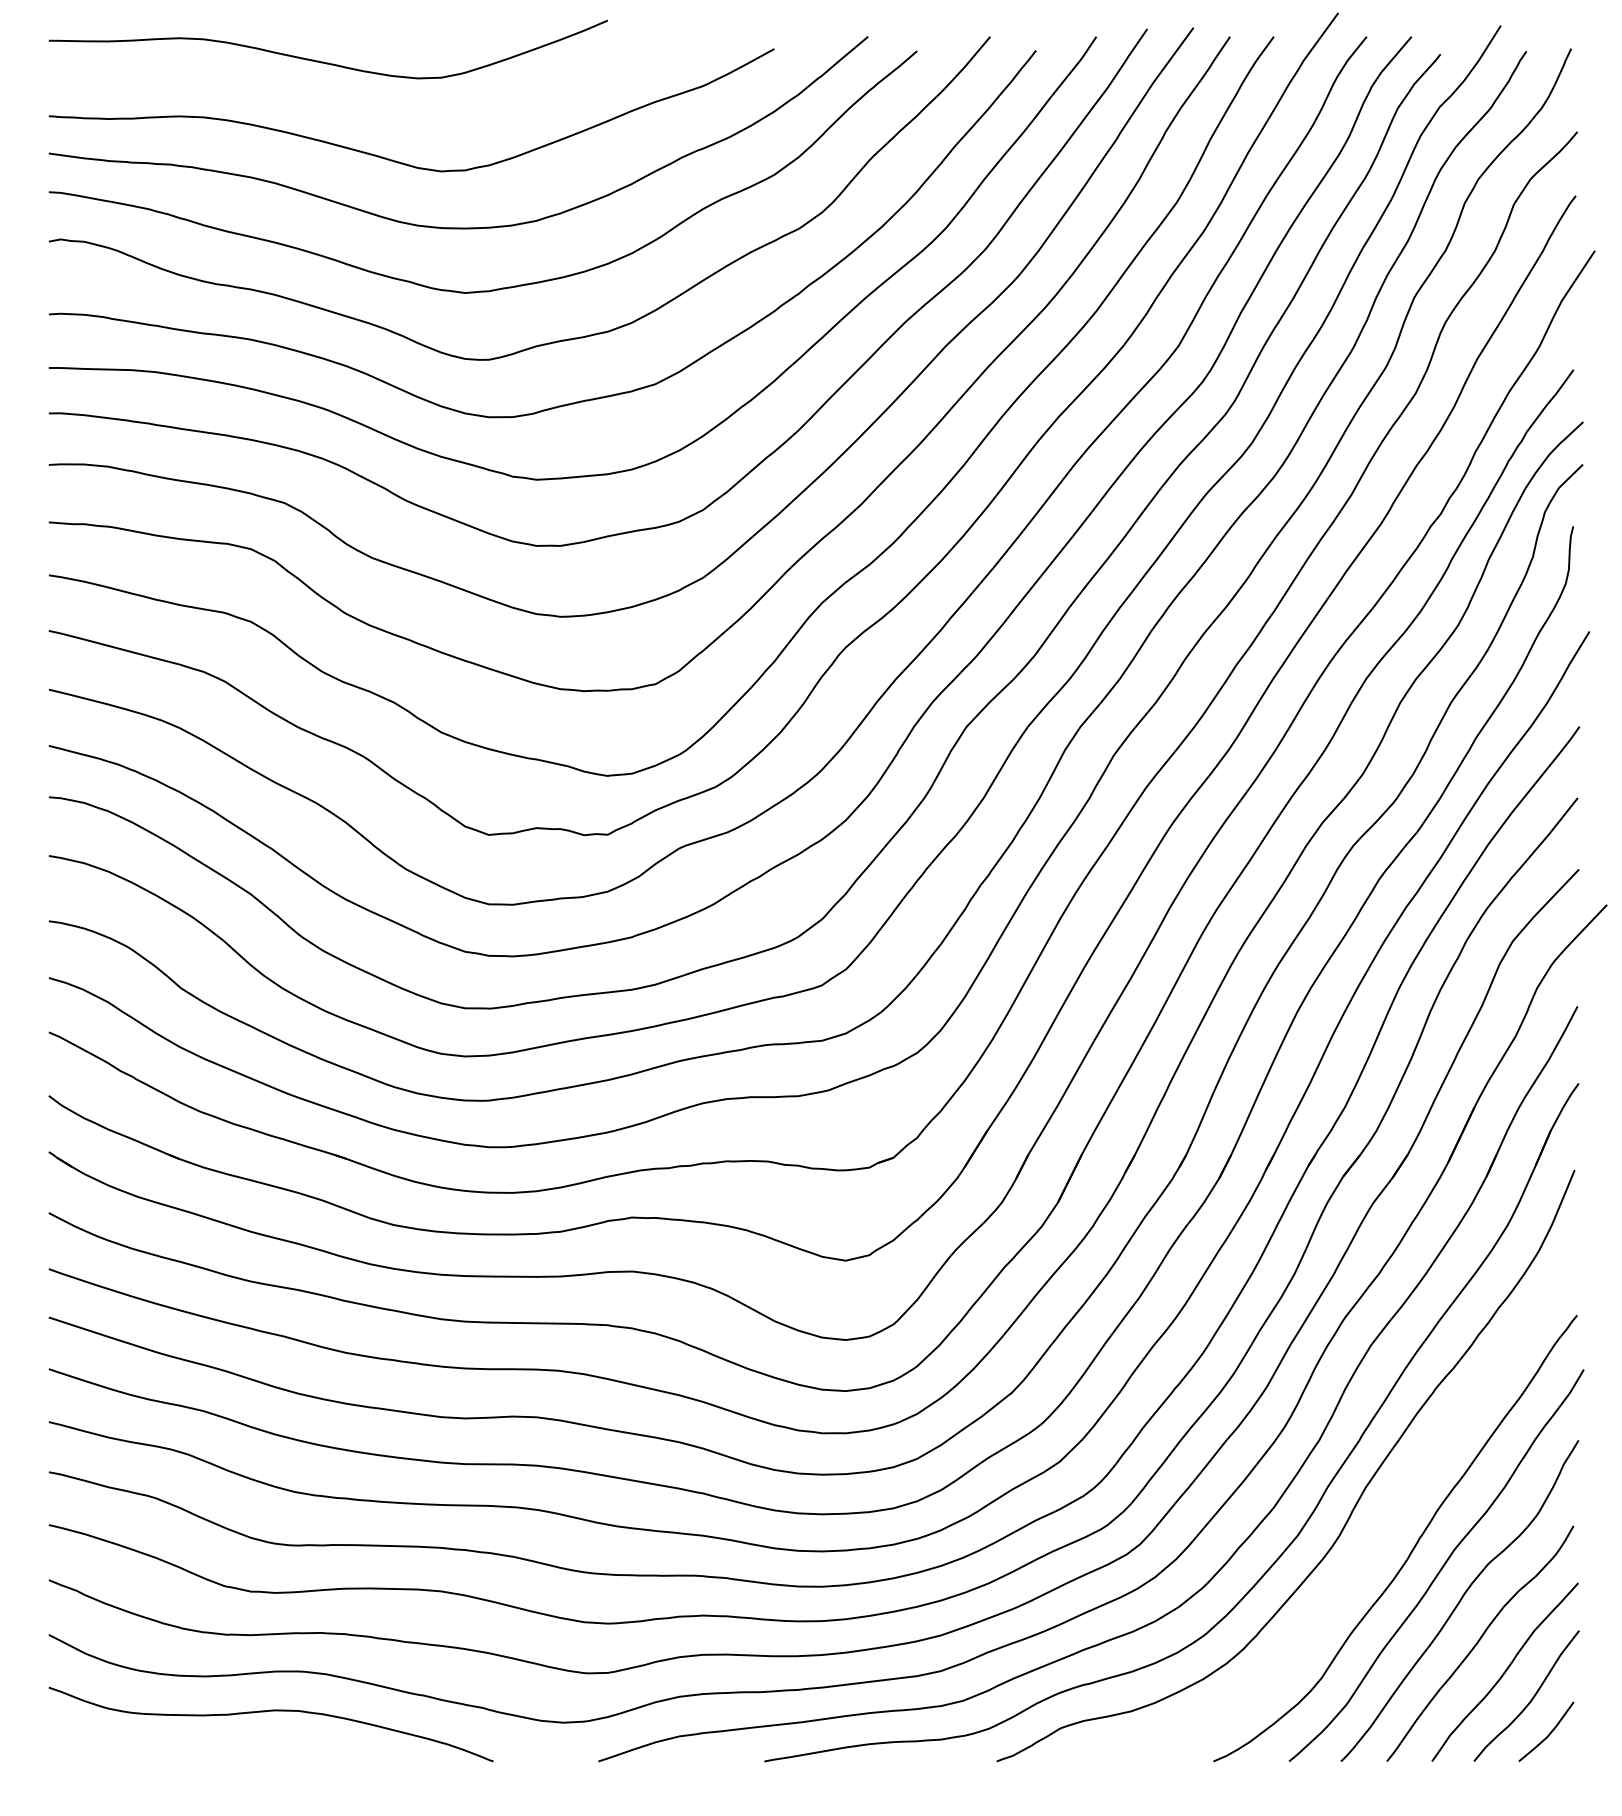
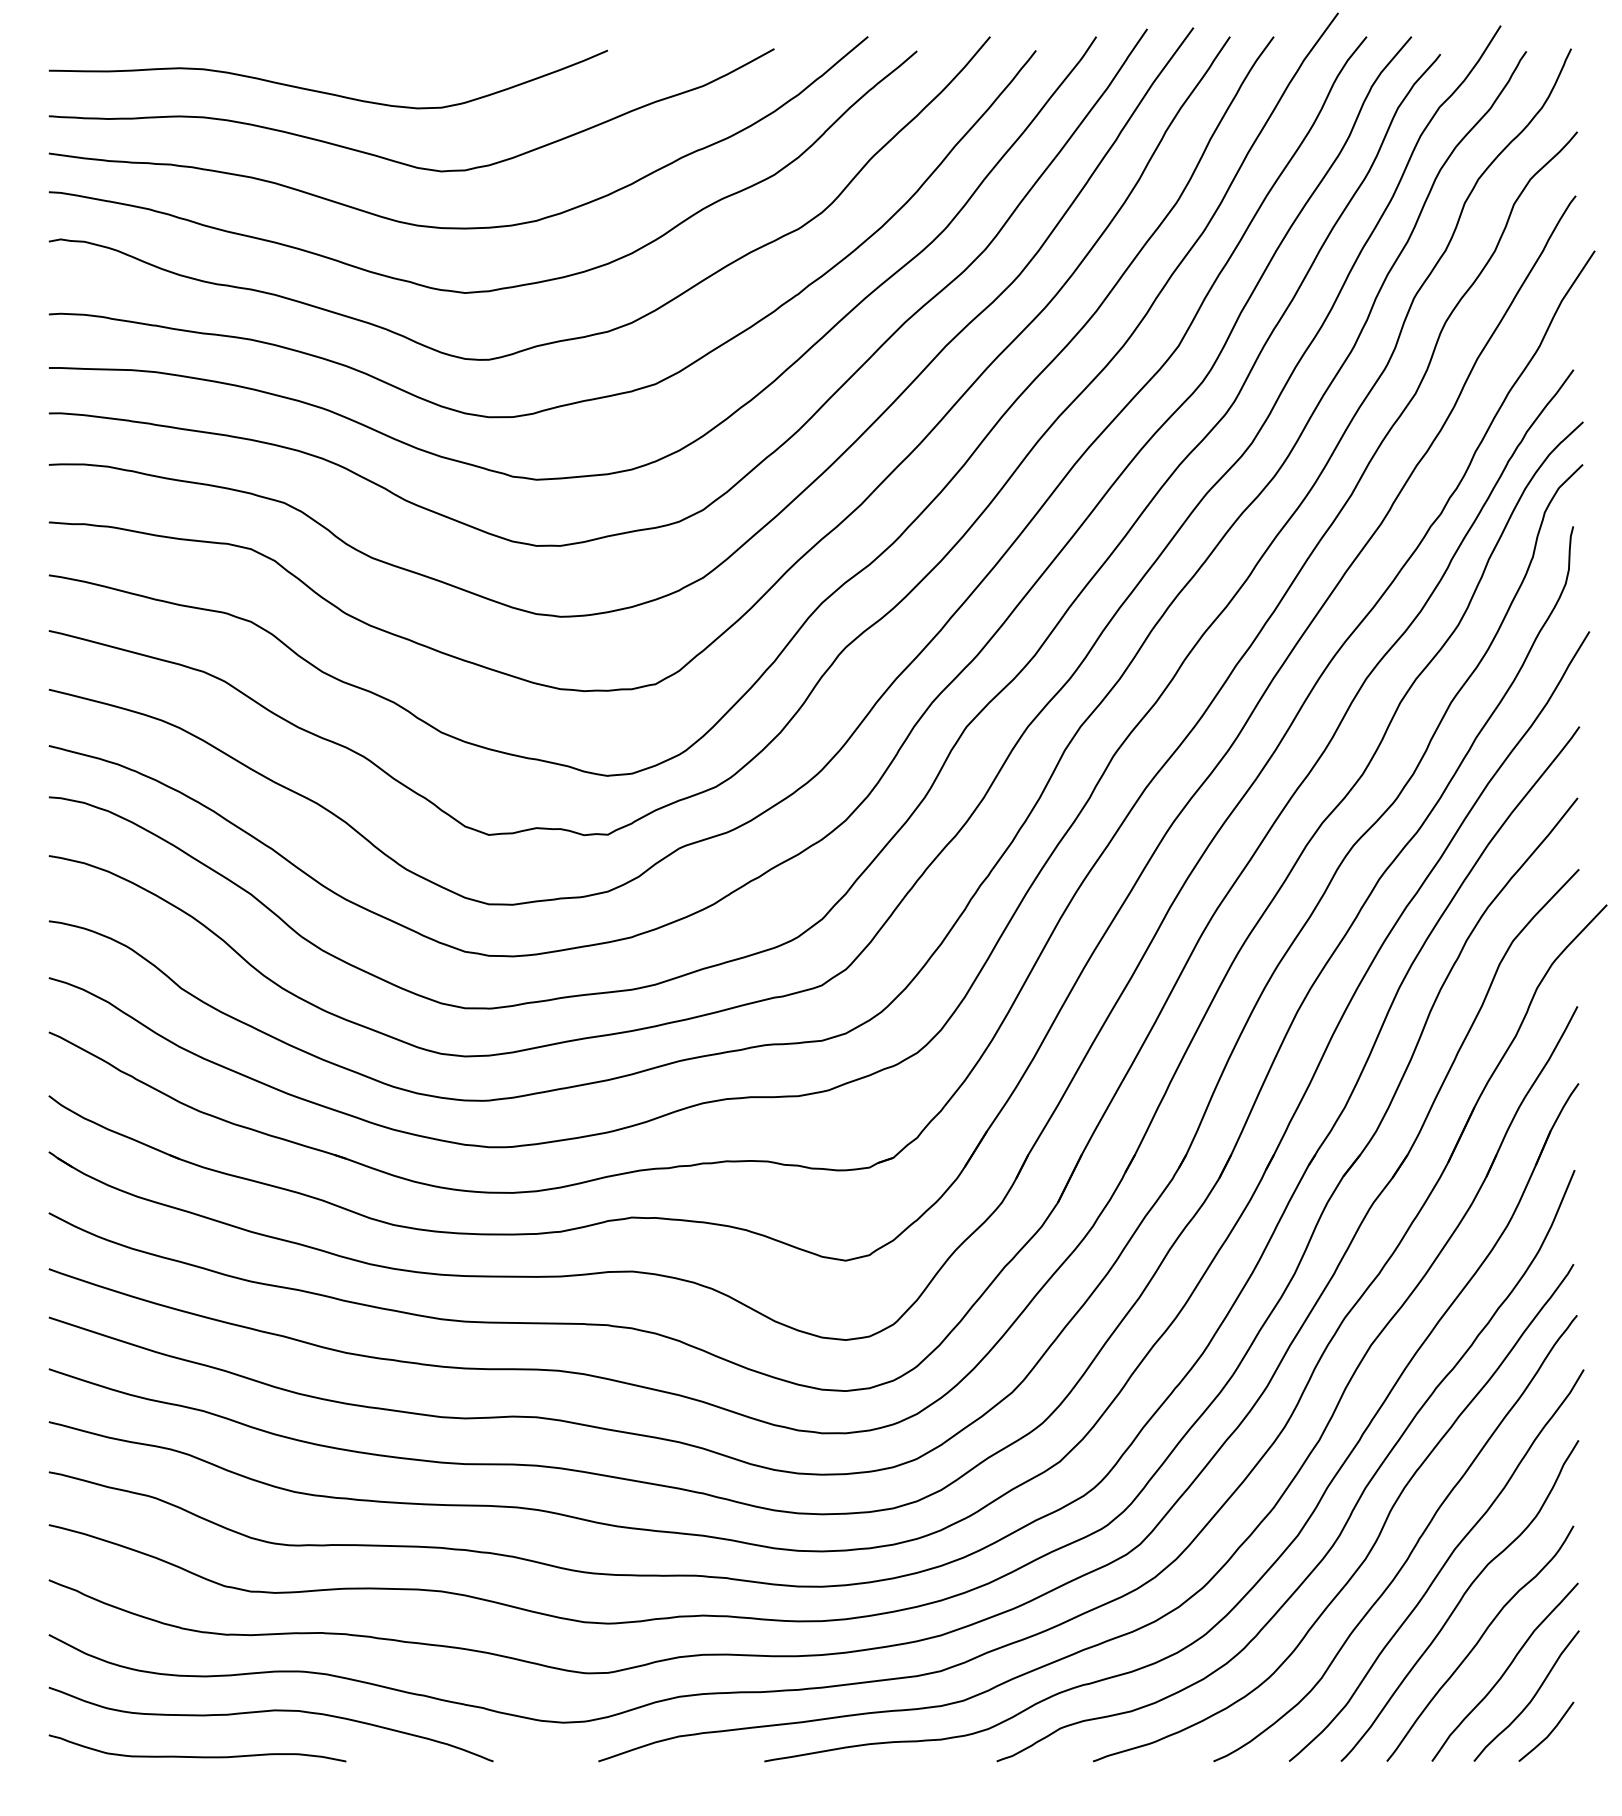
curve position: (323, 61) -> (323, 91) (323, 91)
curve: none -> present (1377, 1536)
curve: none -> present (197, 1756)
